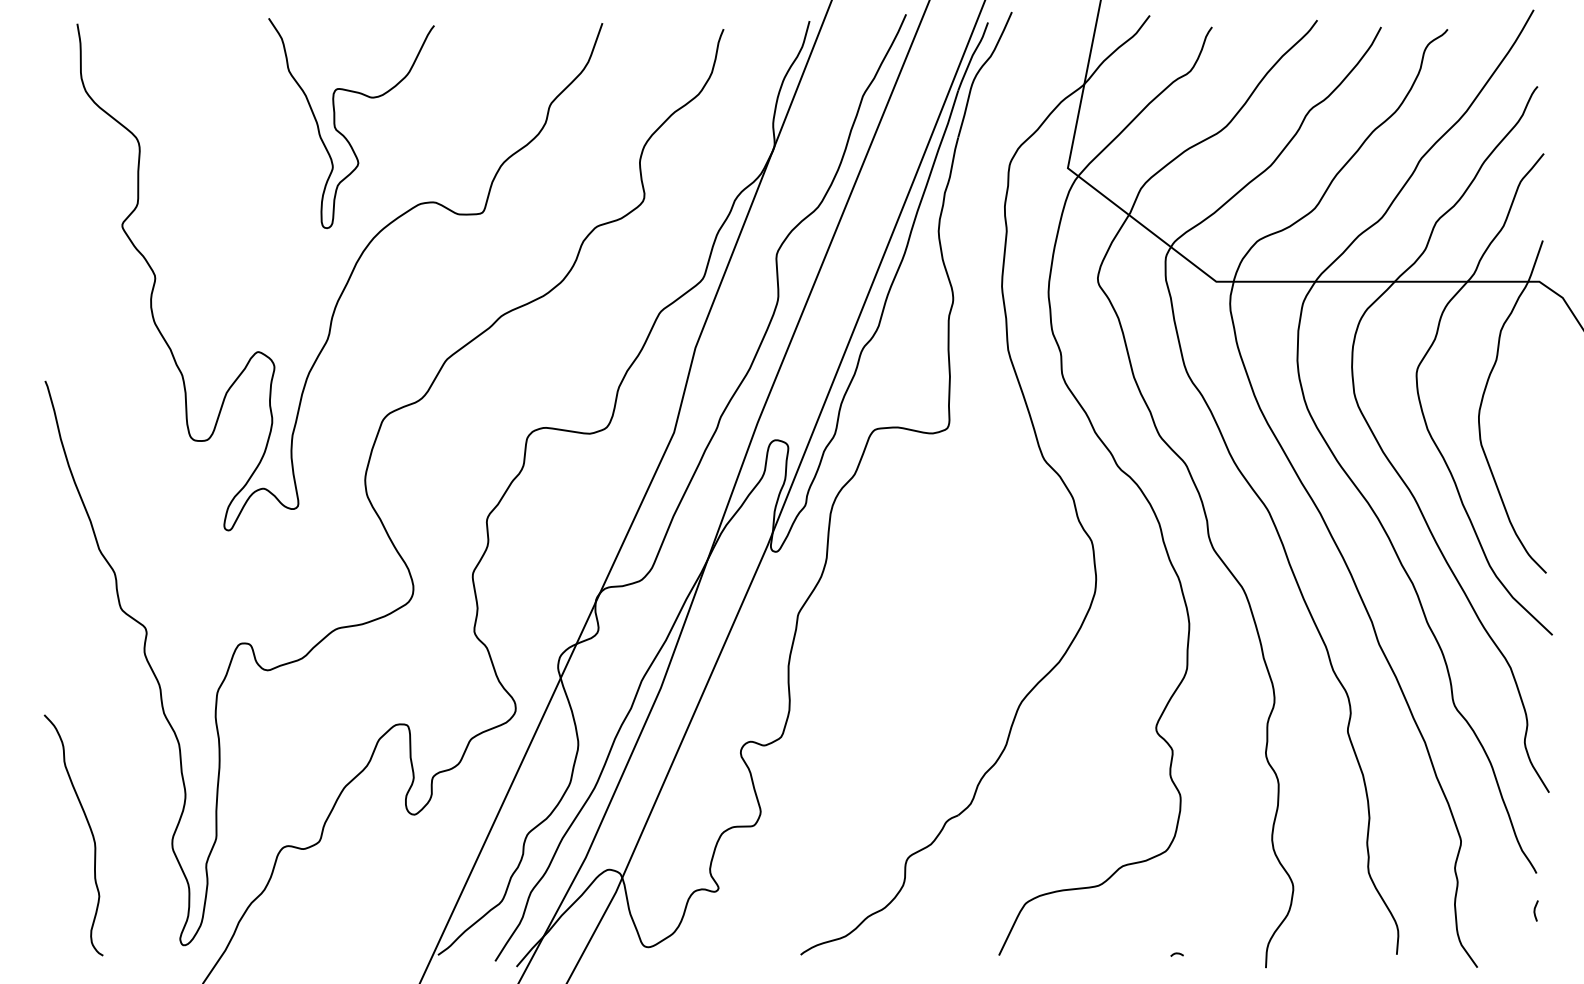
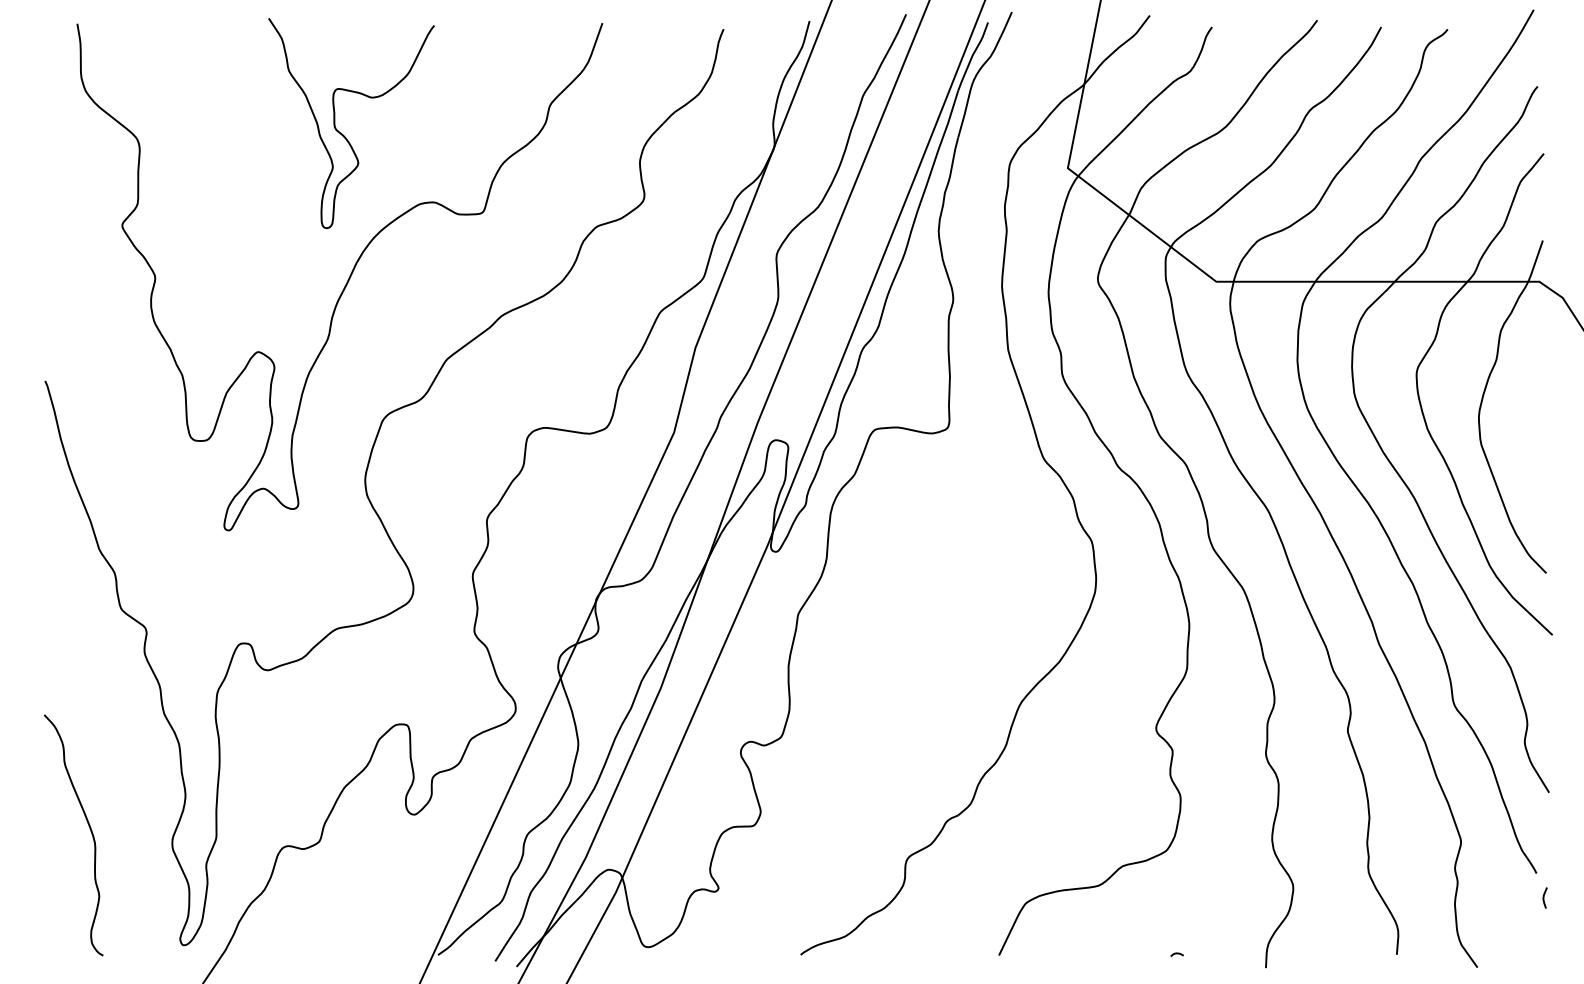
line position: (1535, 910) -> (1544, 897) (1544, 897)
